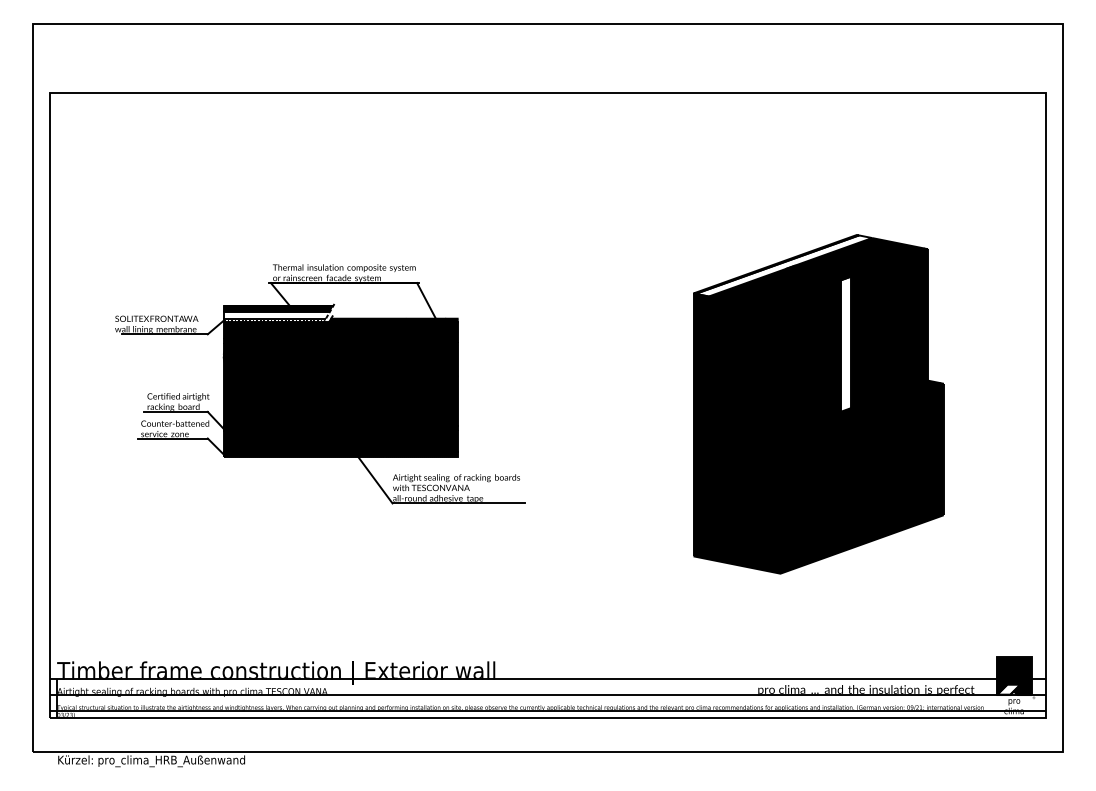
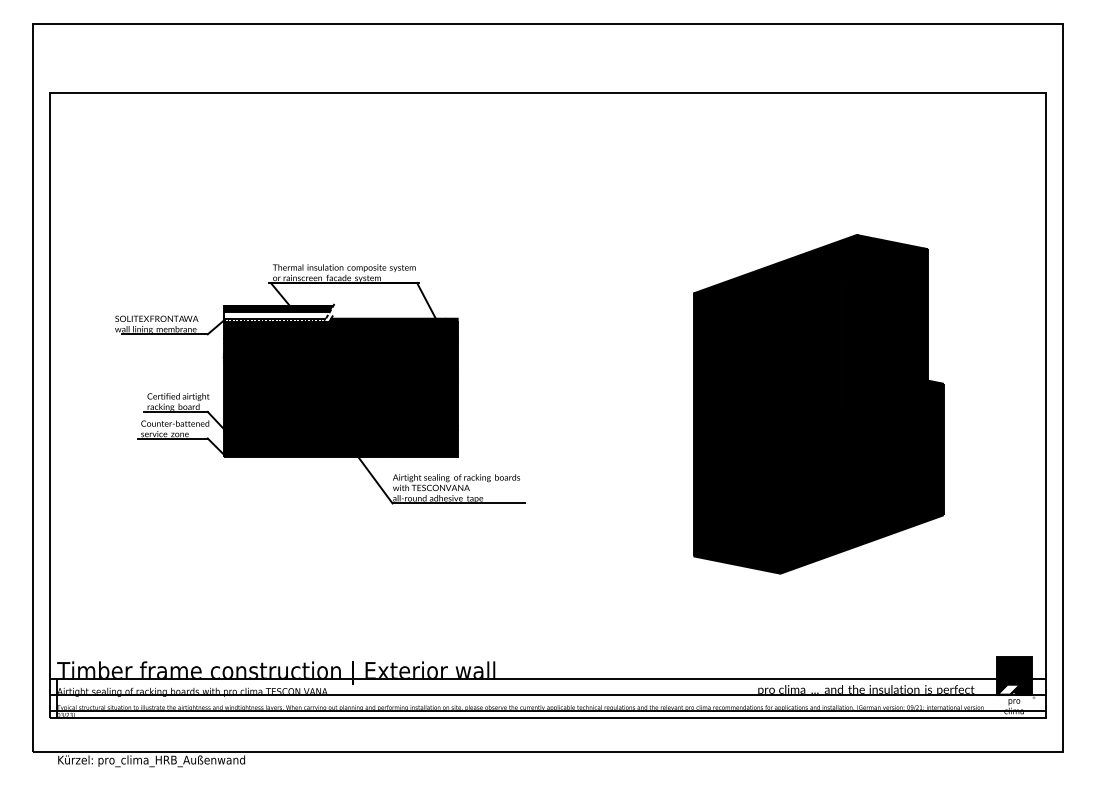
fill: none -> present (783, 265)
fill: none -> present (846, 343)
